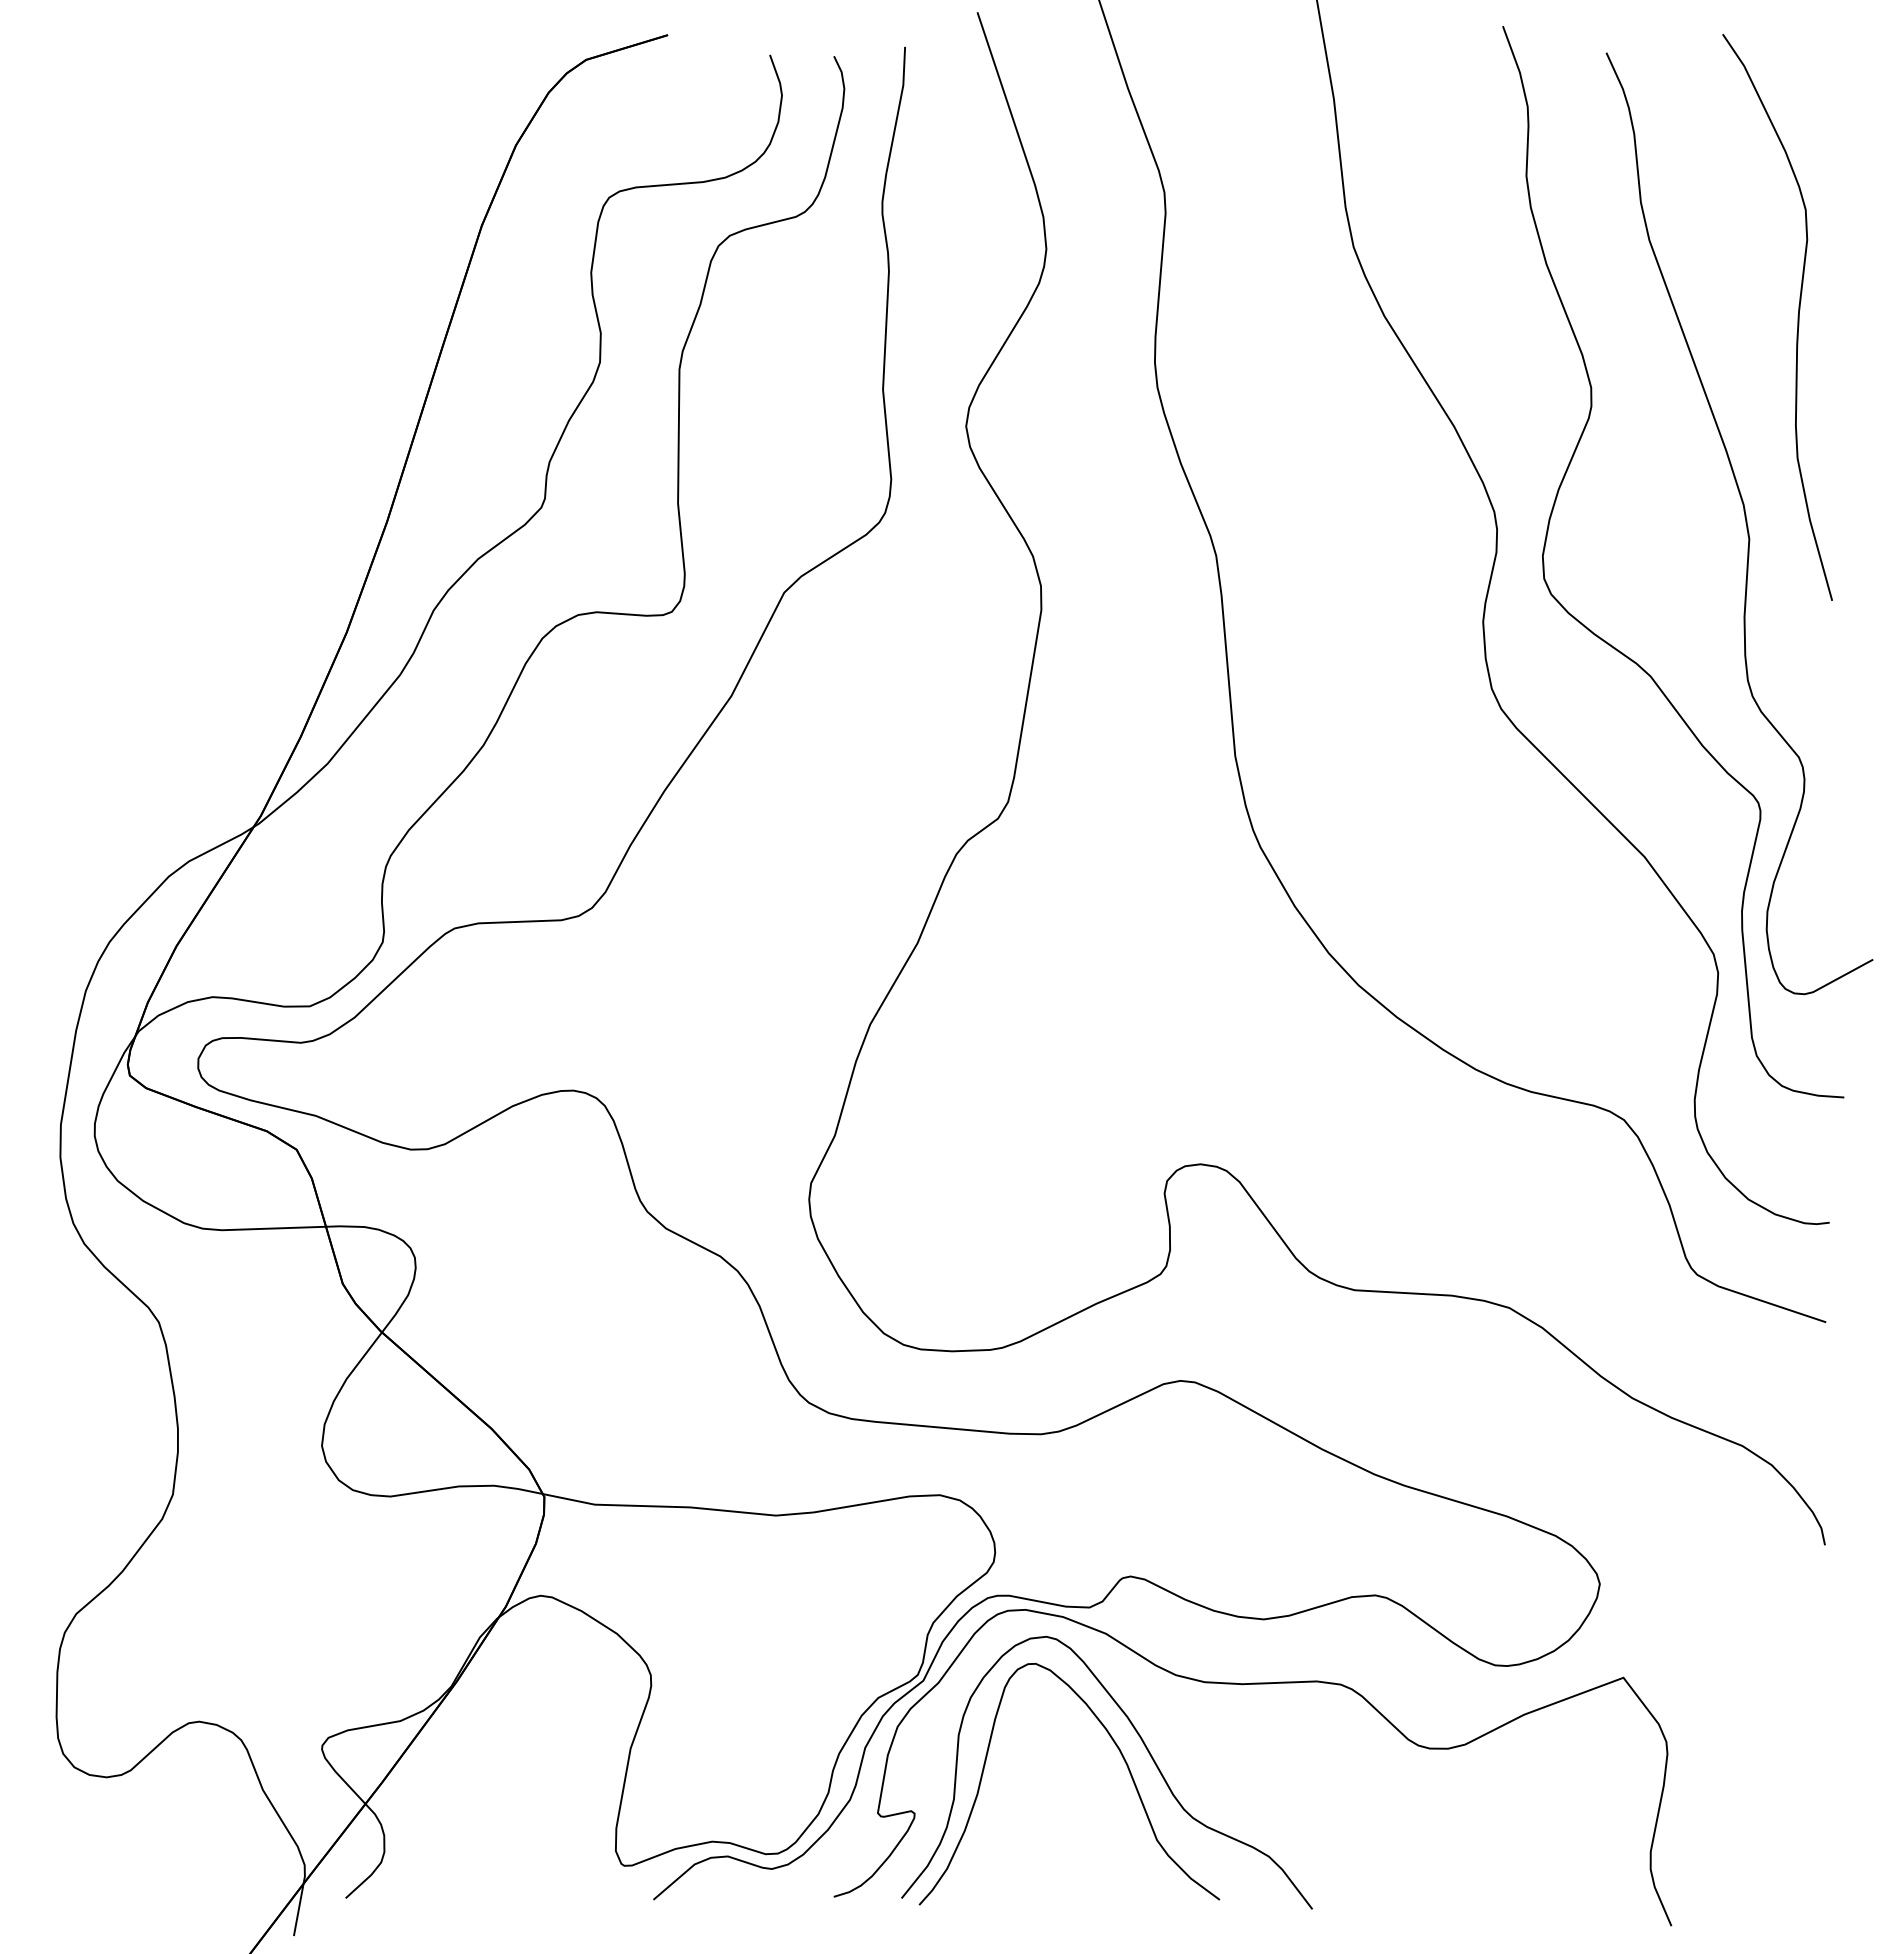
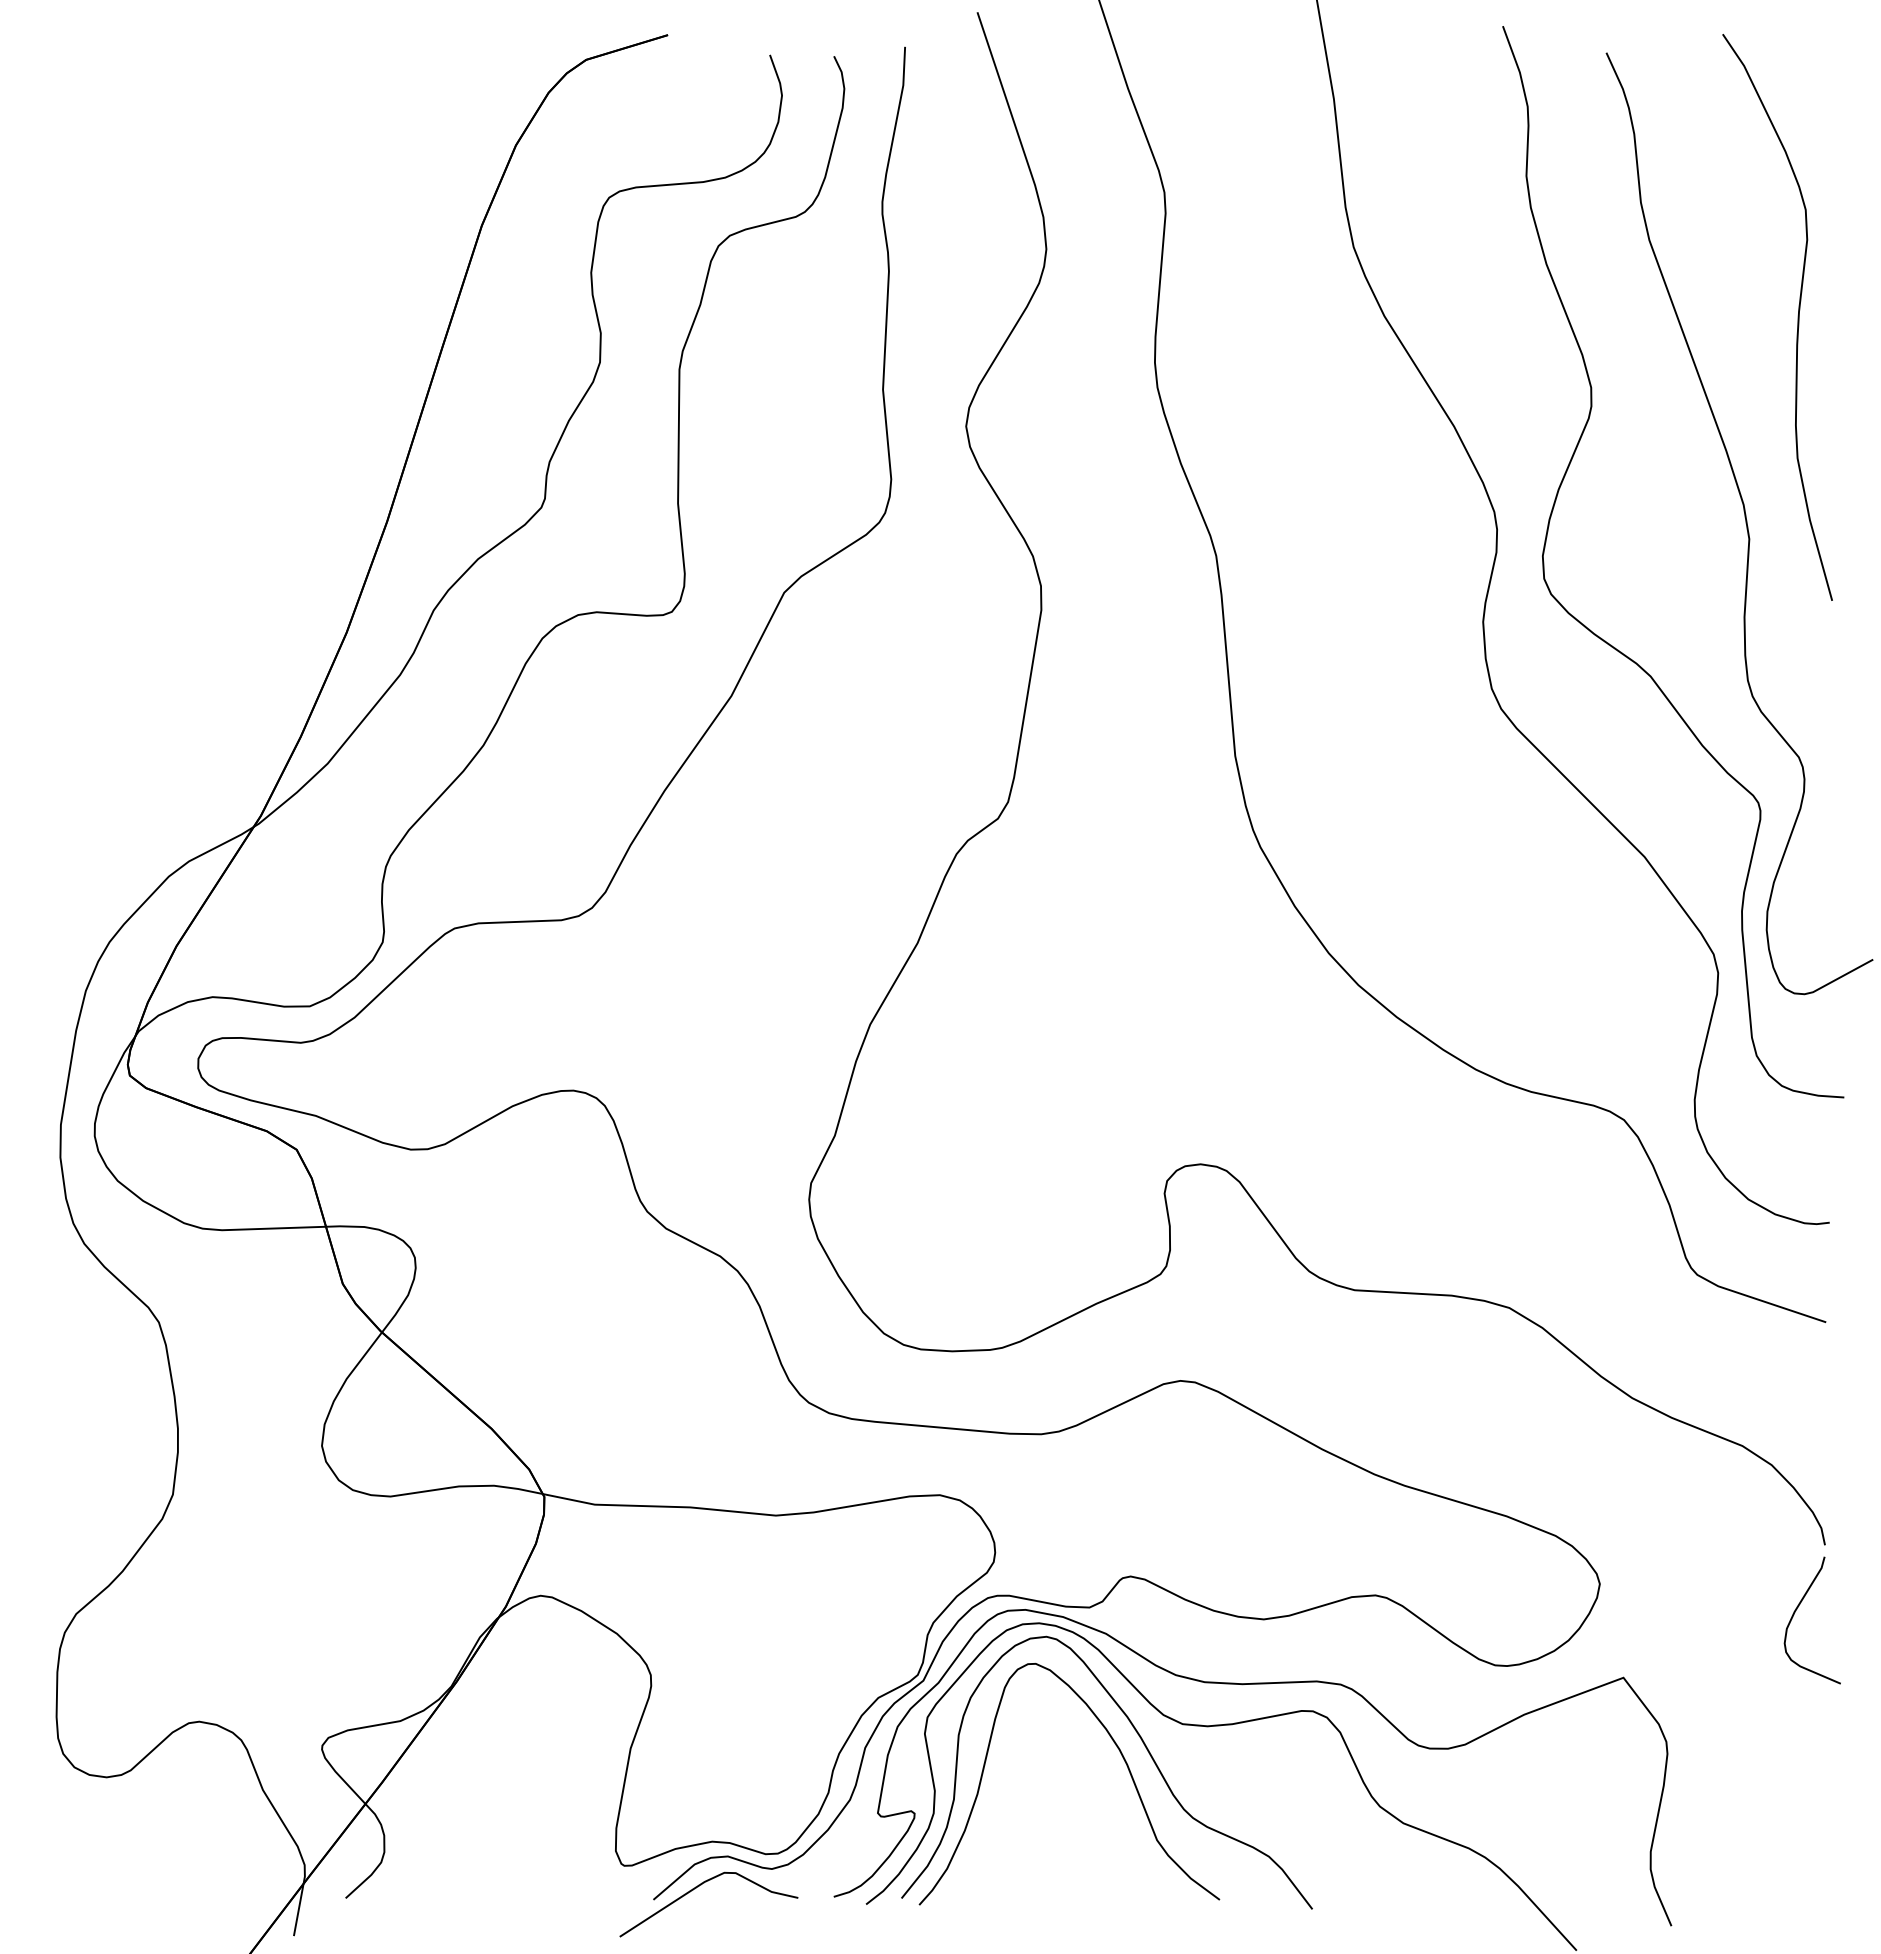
curve: none -> present (1797, 1609)
curve: none -> present (1220, 1726)
curve: none -> present (698, 1887)
